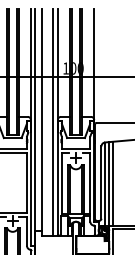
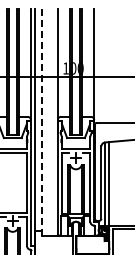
line: present -> none (53, 121)
line: solid -> dashed (42, 122)
line: present -> none (112, 183)
